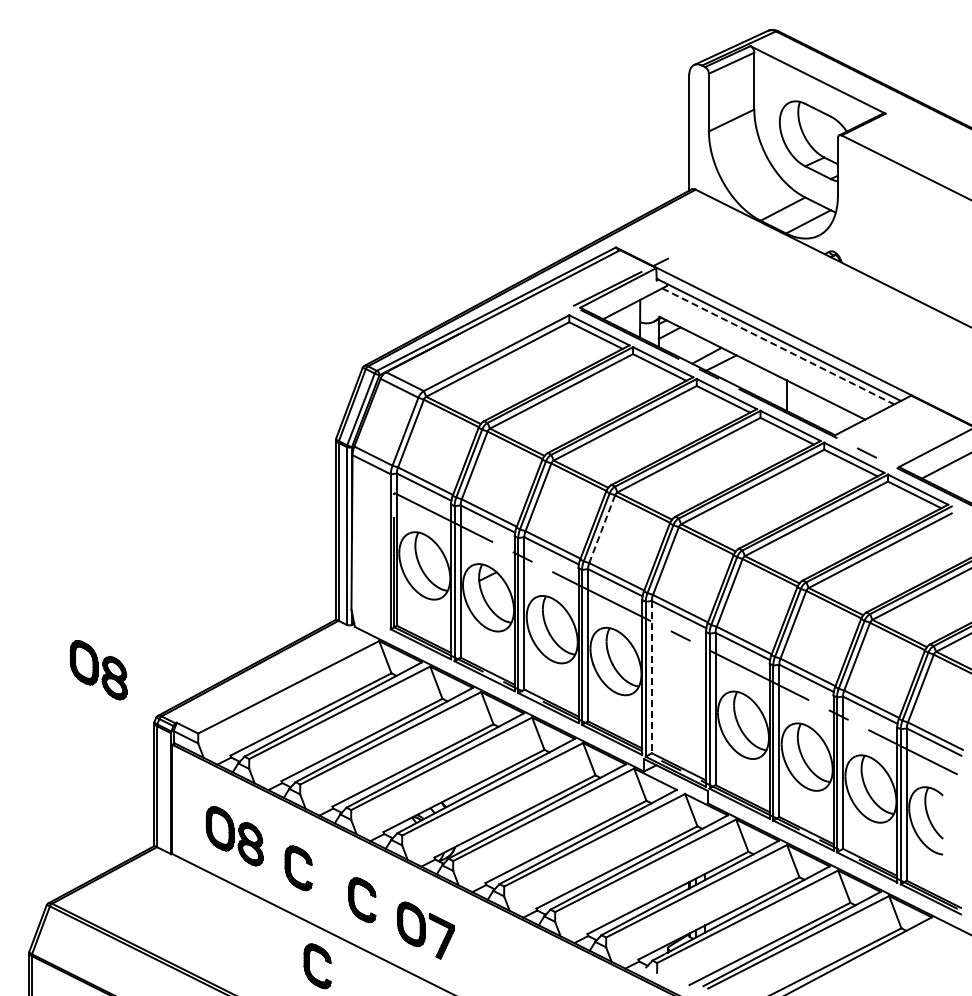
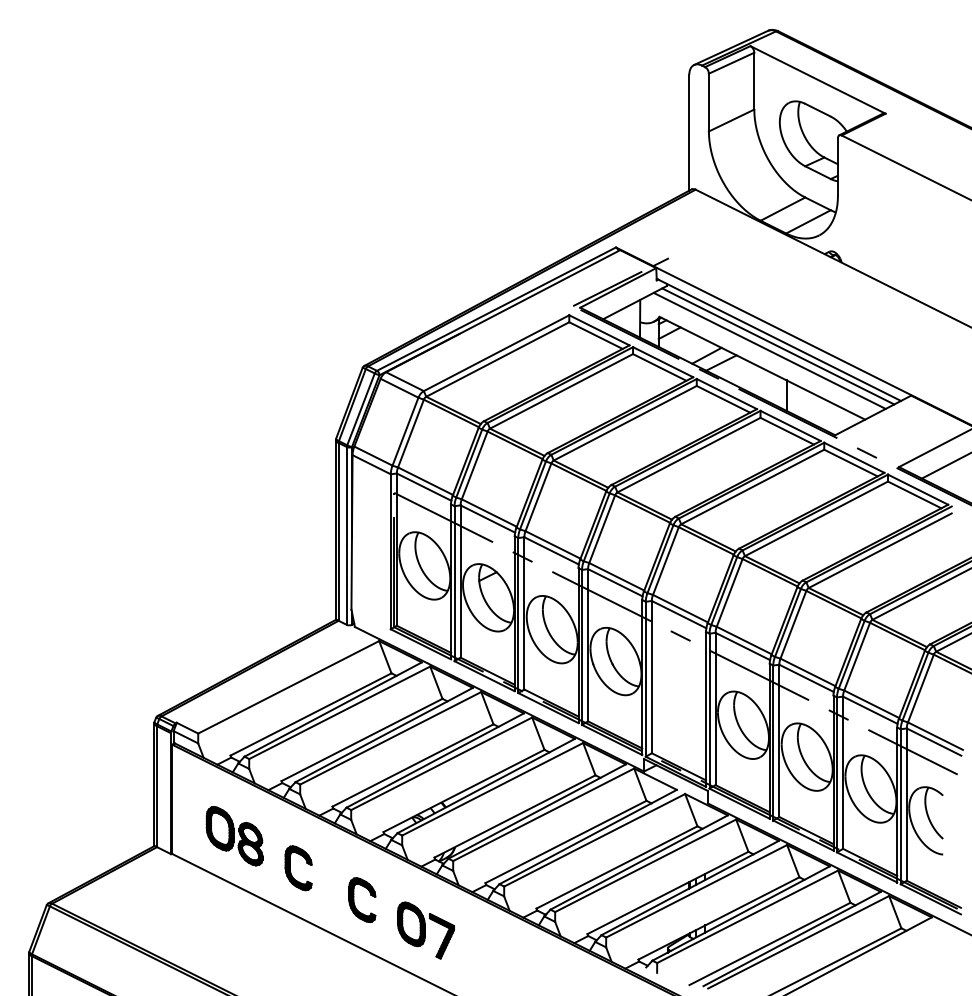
line: dashed -> solid (778, 346)
line: none -> present (769, 350)
line: dashed -> solid (602, 529)
part: present -> none (98, 670)
line: dashed -> solid (651, 677)
part: present -> none (309, 966)
